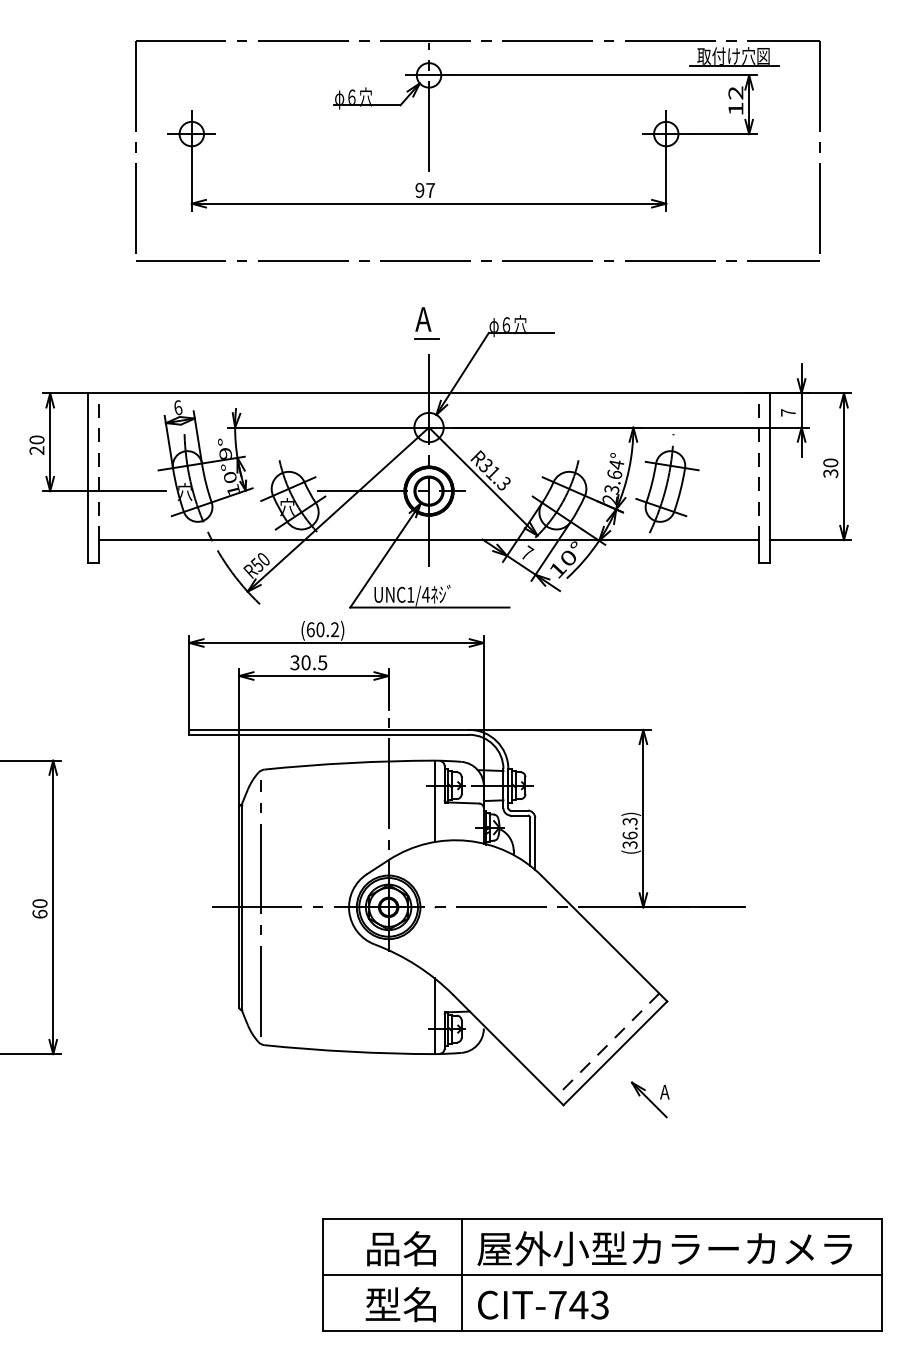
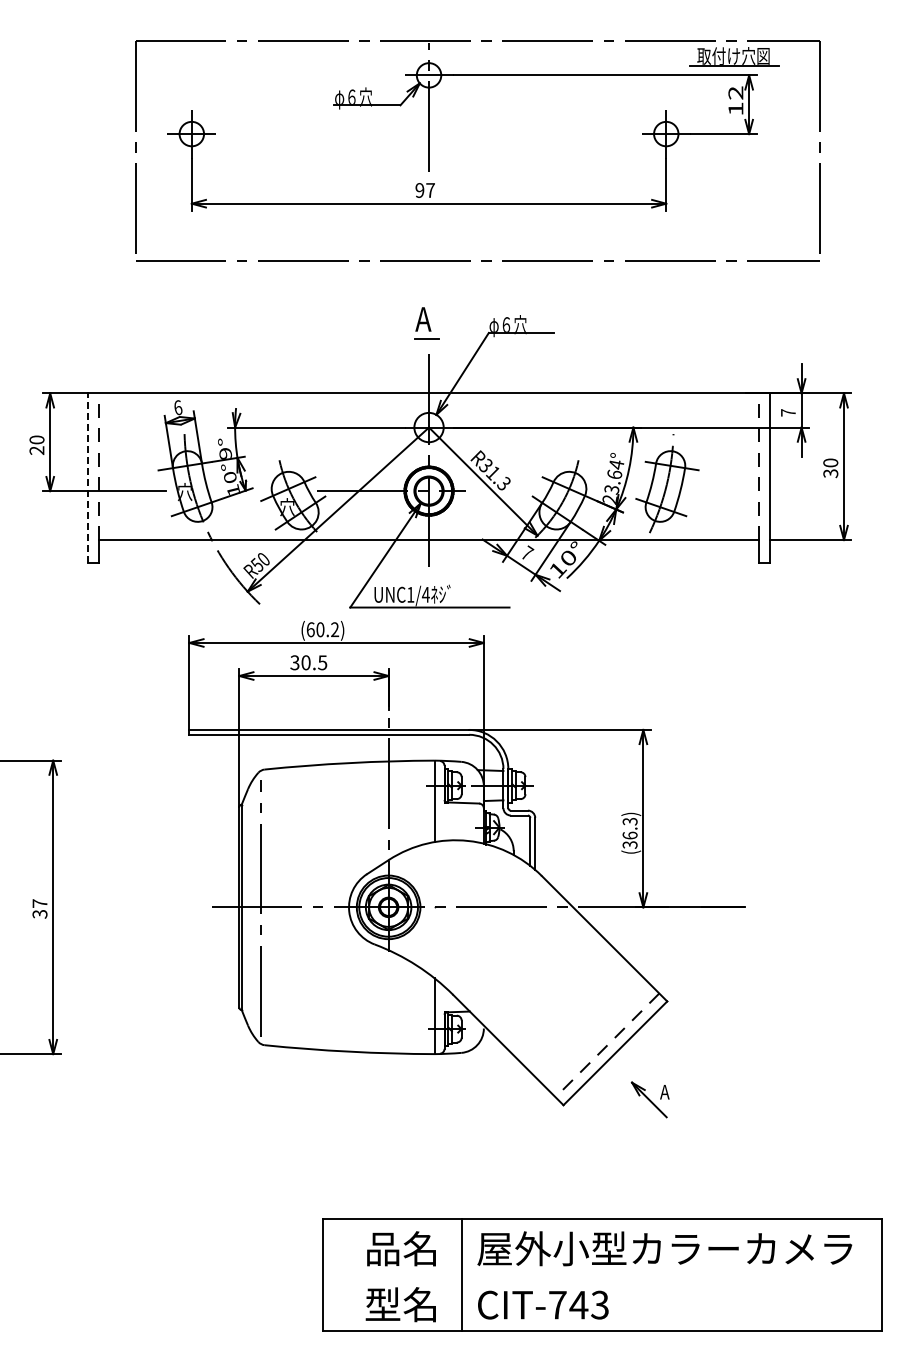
line: solid -> dashed (87, 477)
text: 60 -> 37 (39, 908)
line: present -> none (601, 1274)
